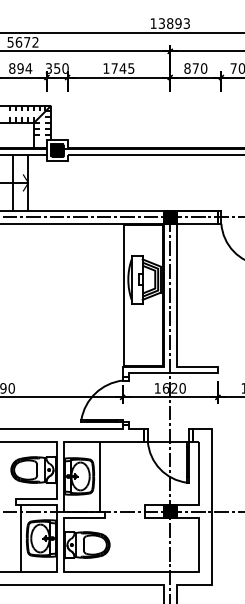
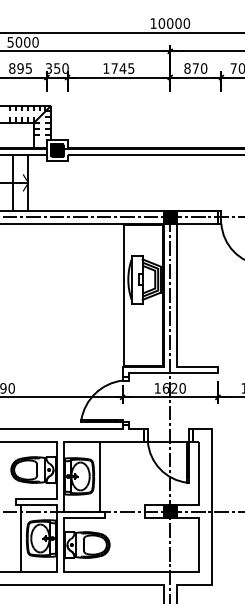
text: 13893 -> 10000 (174, 23)
text: 5672 -> 5000 (27, 42)
text: 894 -> 895 (28, 68)
